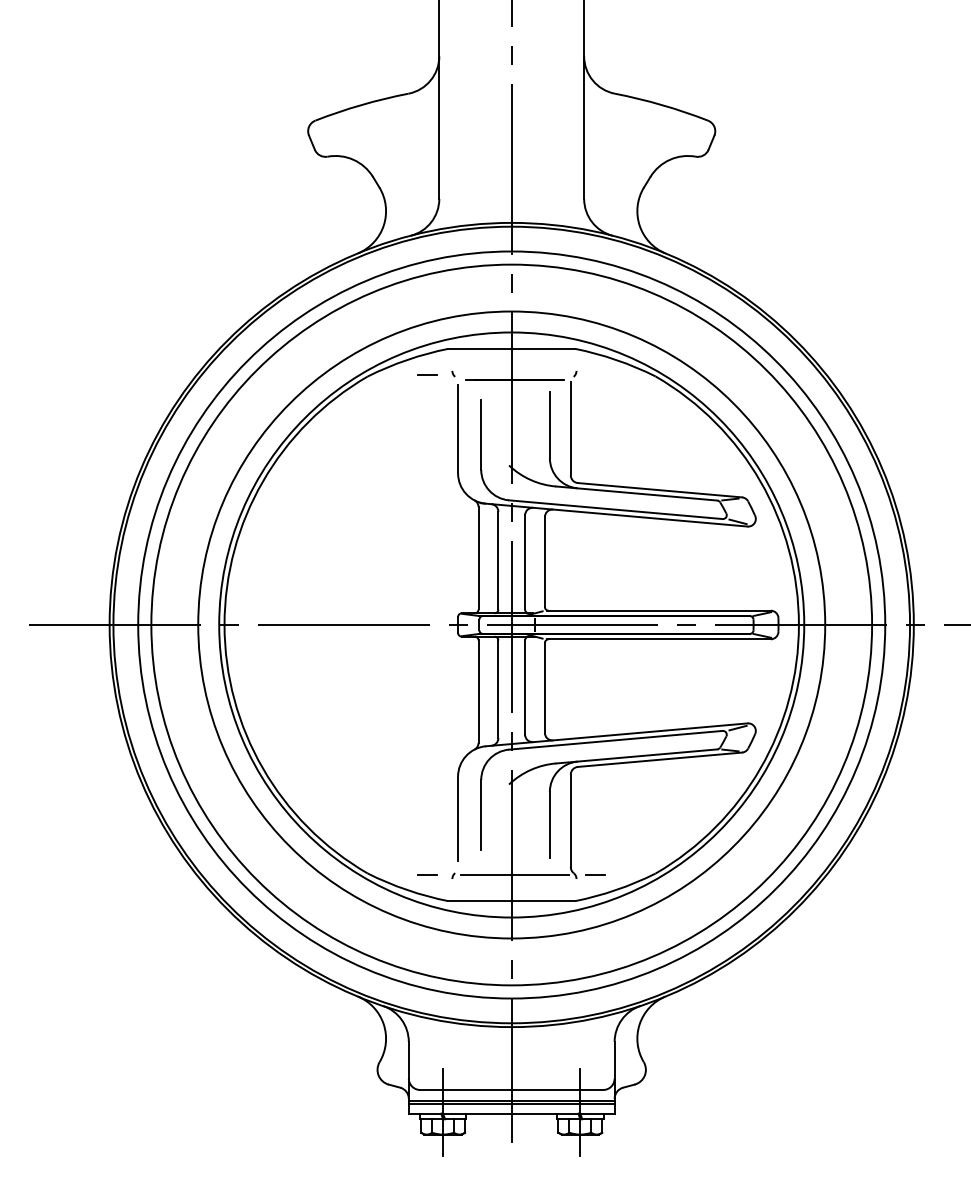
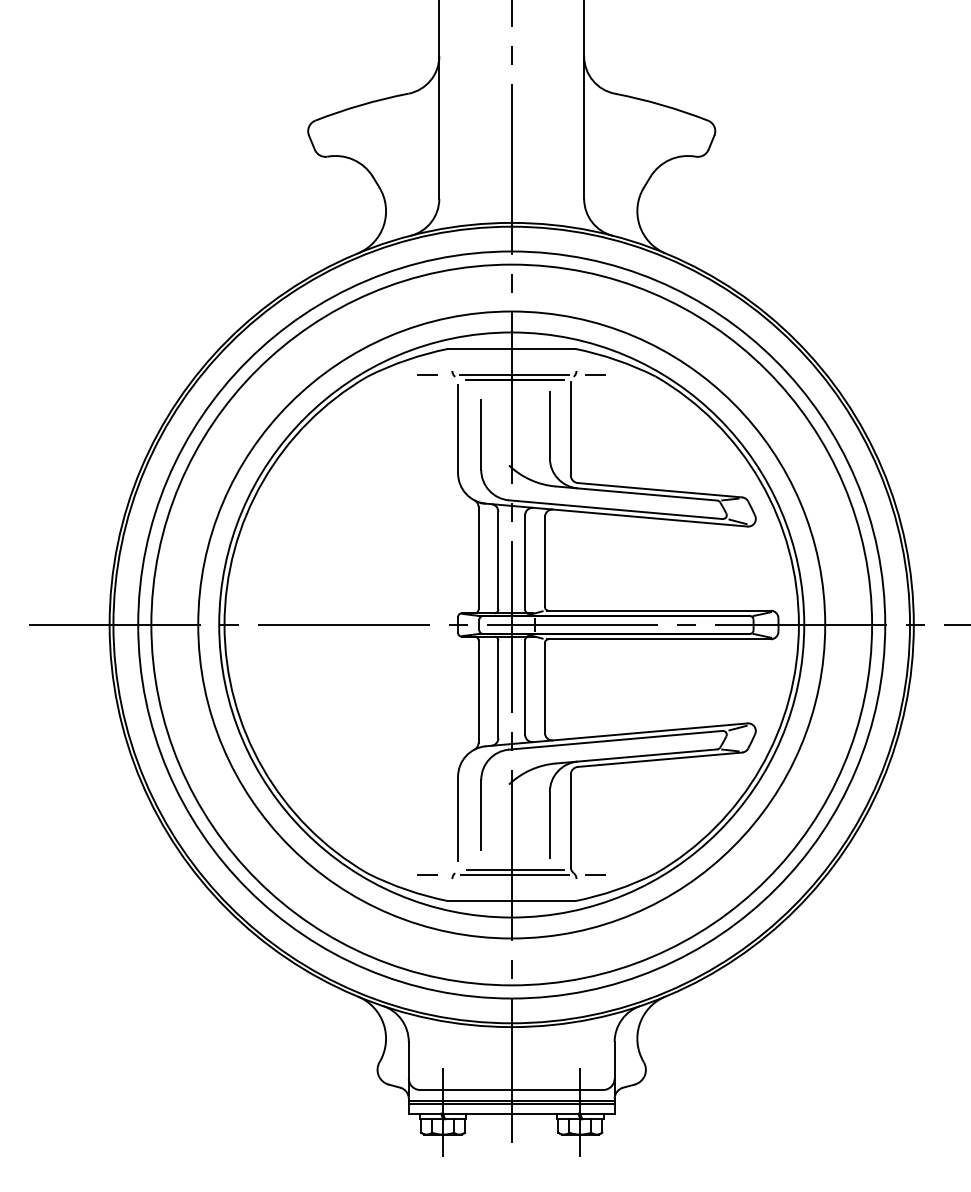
line: none -> present (595, 374)
line: none -> present (513, 375)
line: none -> present (514, 869)
